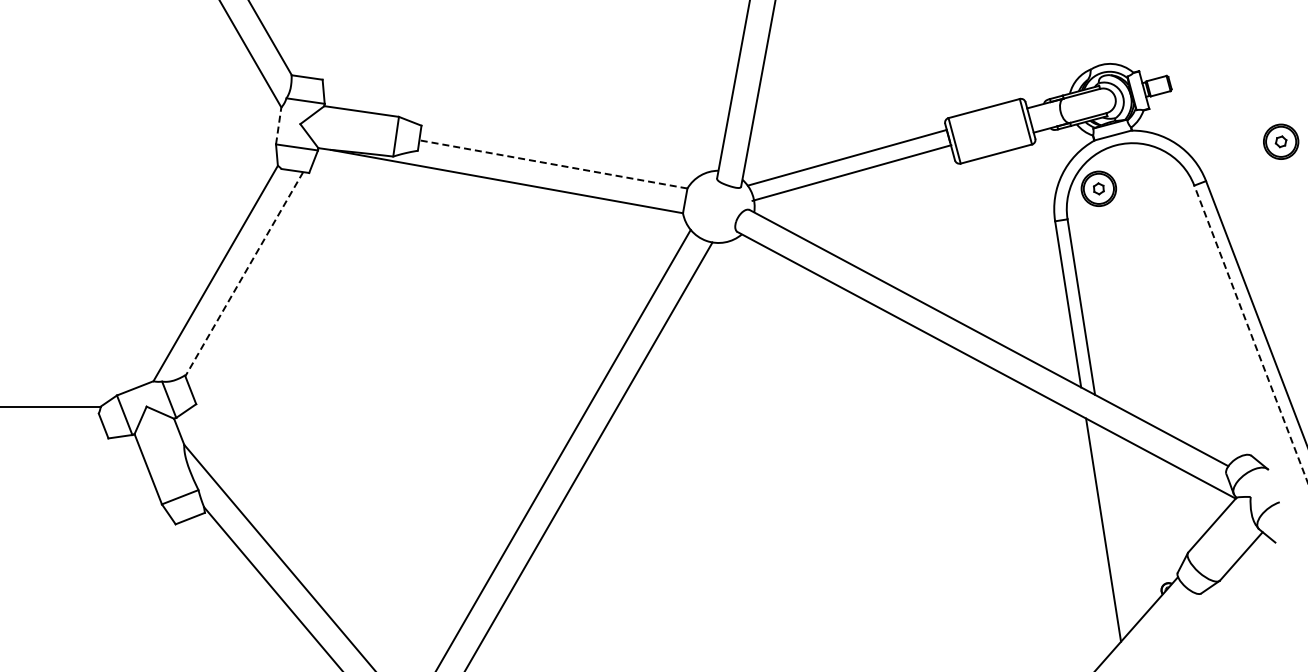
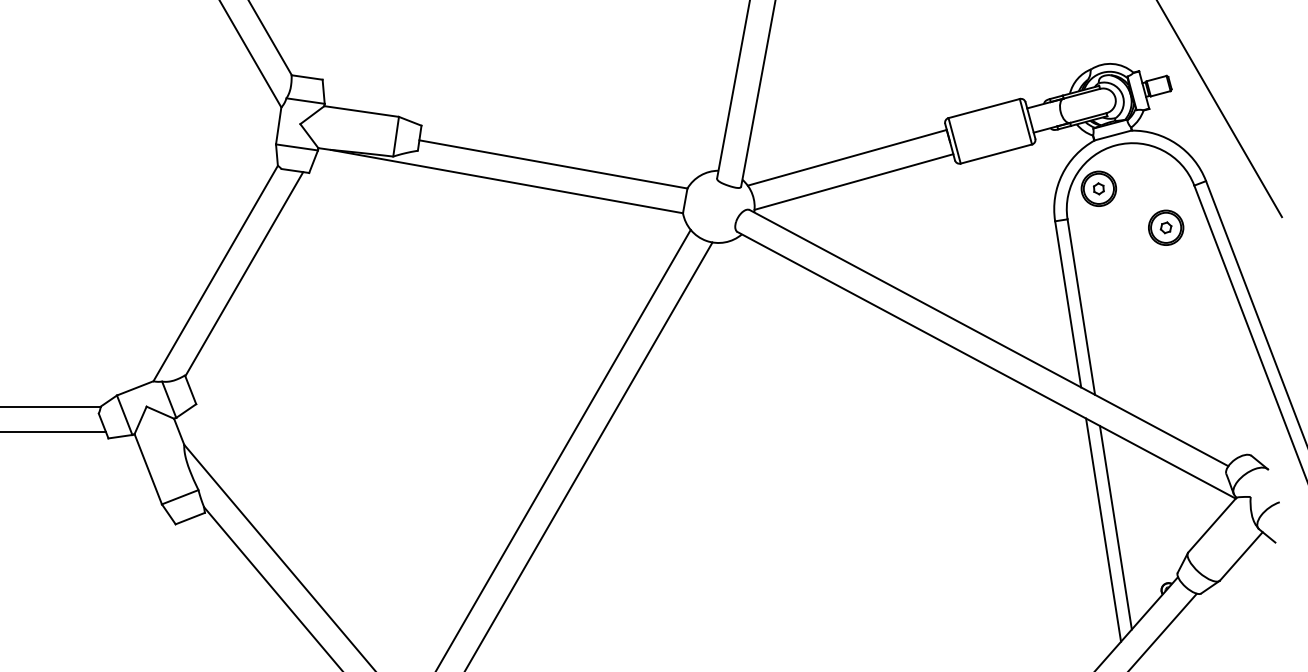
line: none -> present (1219, 109)
line: dashed -> solid (278, 125)
part position: (1281, 141) -> (1166, 227) (1166, 227)
line: dashed -> solid (552, 164)
line position: (851, 172) -> (853, 181) (853, 181)
line: dashed -> solid (244, 274)
line: dashed -> solid (1250, 333)
line: none -> present (53, 431)
line: none -> present (1115, 527)
line: none -> present (1163, 630)
